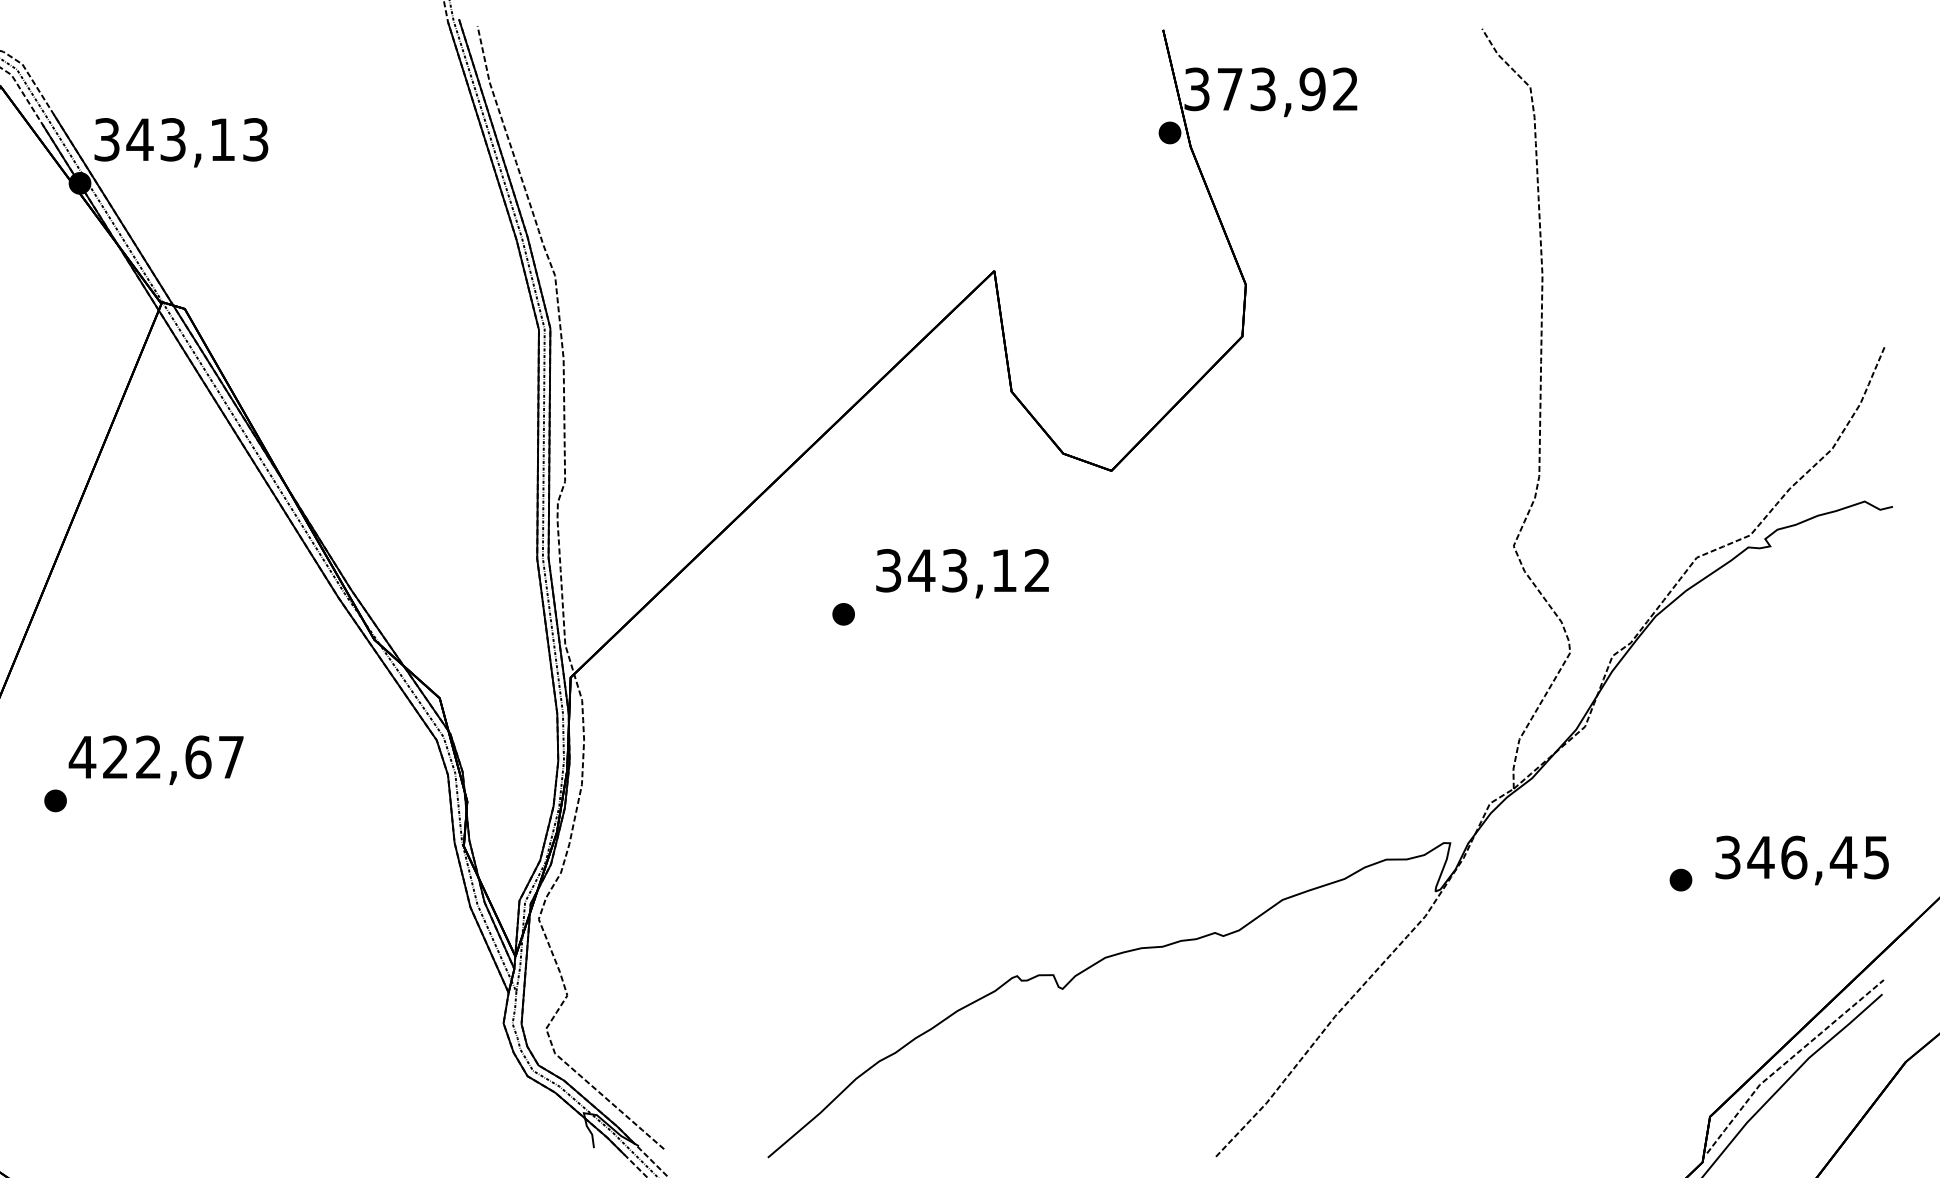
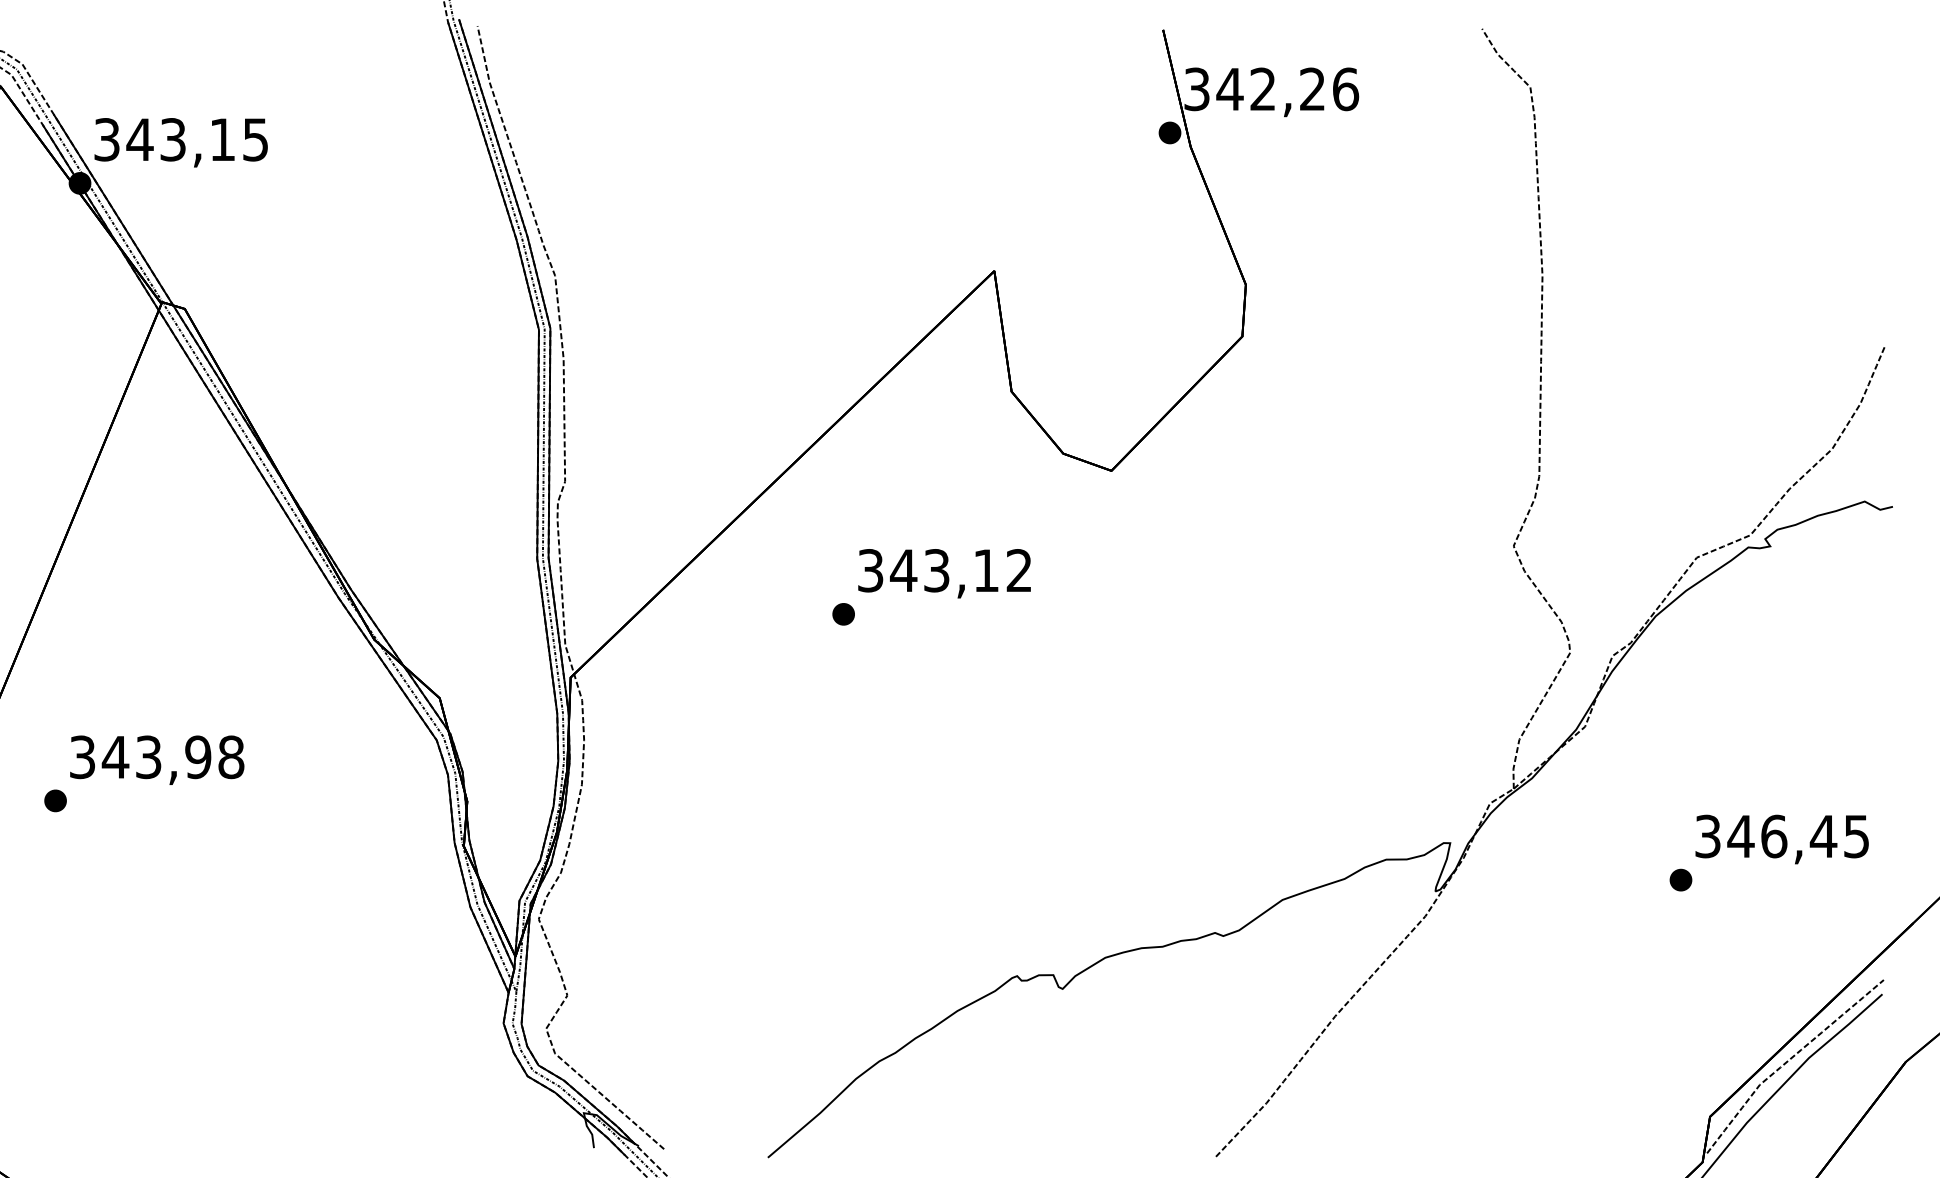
text: 373,92 -> 342,26 (1287, 89)
text: 343,13 -> 343,15 (255, 139)
text position: (962, 573) -> (944, 573) (944, 573)
text: 422,67 -> 343,98 (156, 757)
text position: (1801, 860) -> (1781, 839) (1781, 839)
